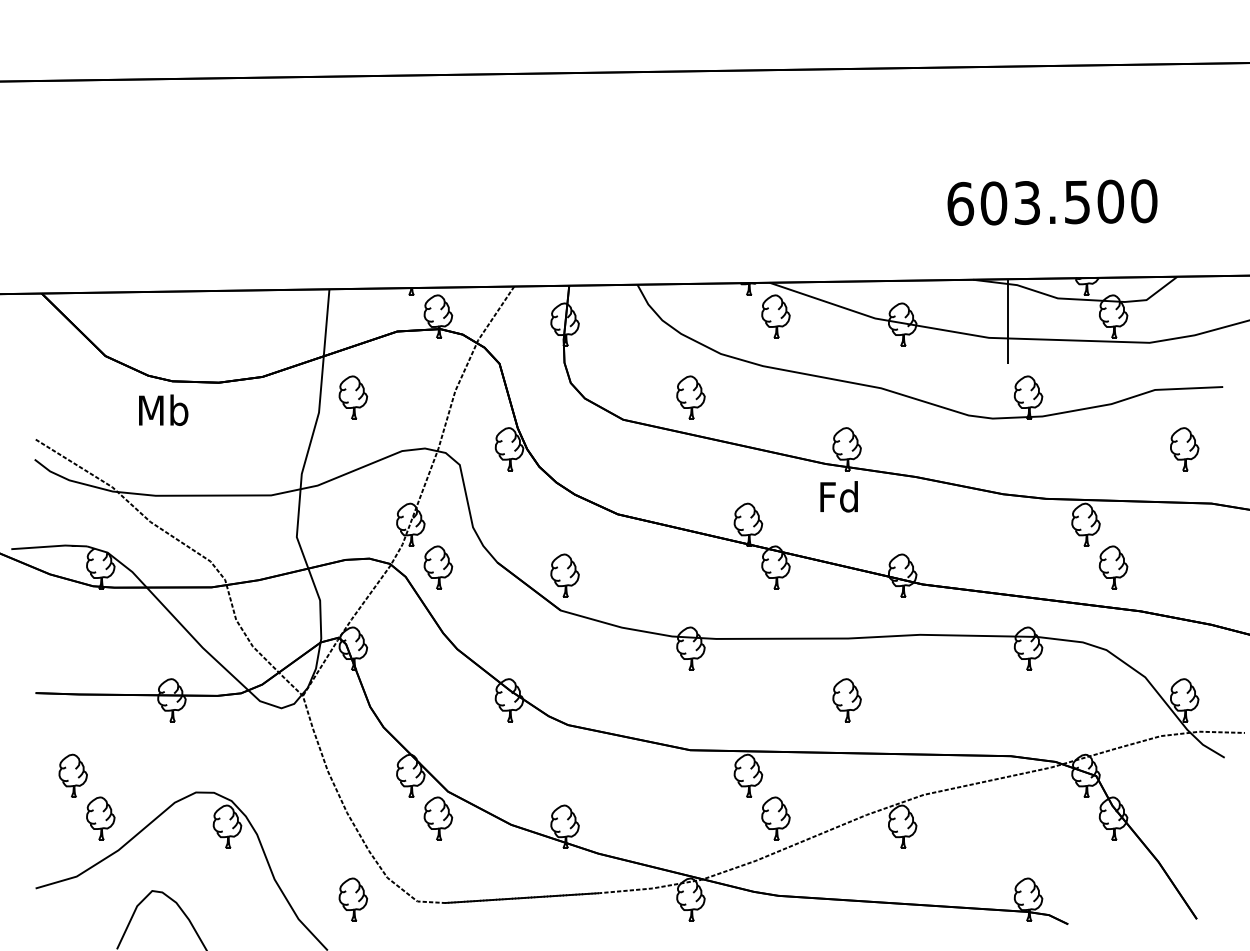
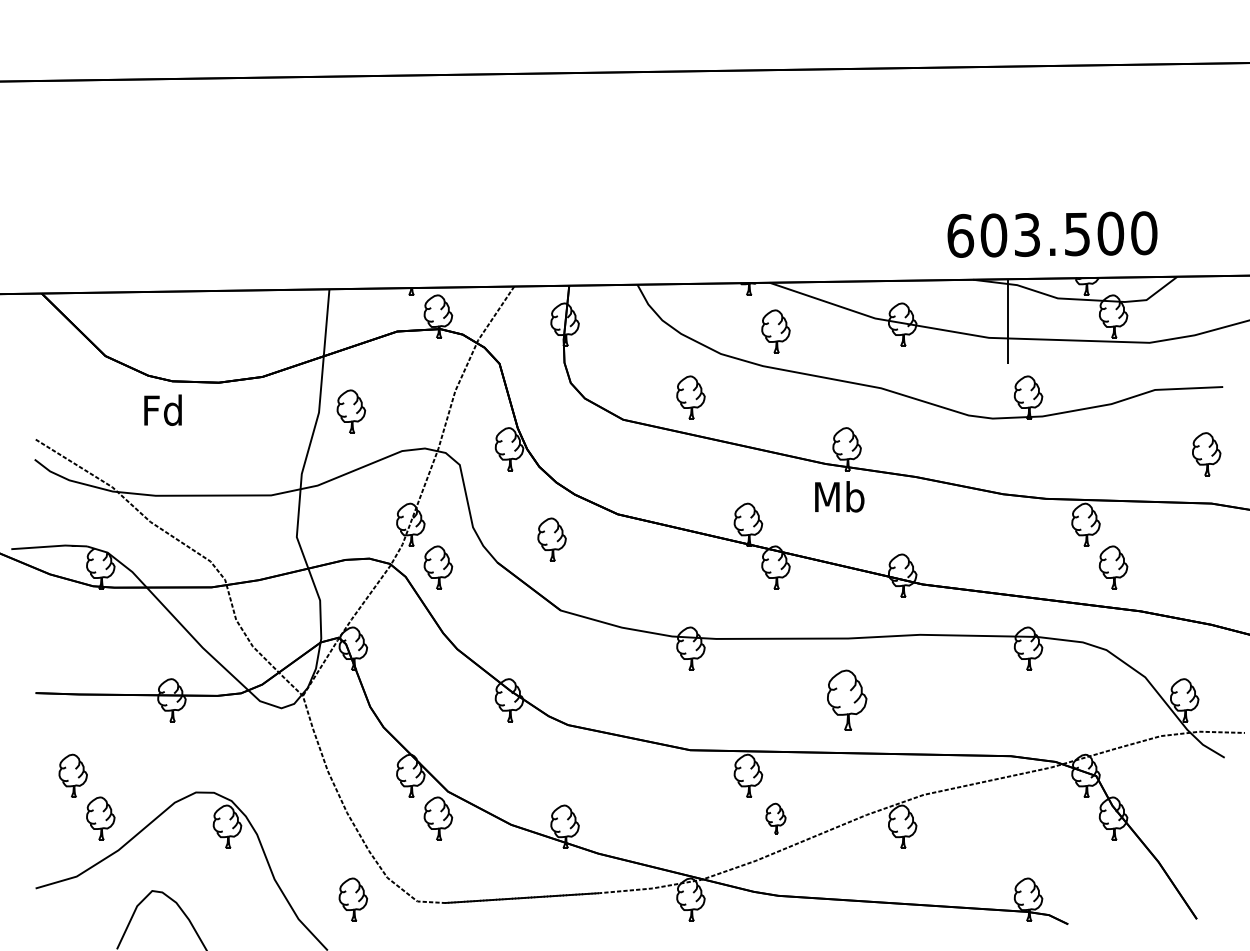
text position: (1052, 202) -> (1052, 234) (1052, 234)
part position: (775, 316) -> (775, 331) (775, 331)
part position: (353, 397) -> (351, 411) (351, 411)
text: Mb -> Fd (163, 409)
part position: (1184, 449) -> (1206, 454) (1206, 454)
text: Fd -> Mb (839, 496)
part position: (564, 575) -> (551, 539) (551, 539)
part size: 30x45 px -> 41x62 px (847, 699)
part size: 30x45 px -> 22x33 px (775, 818)
